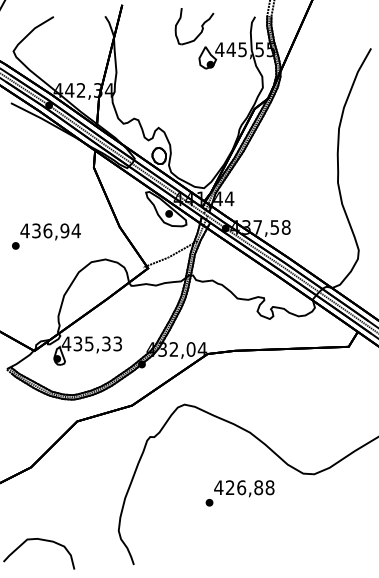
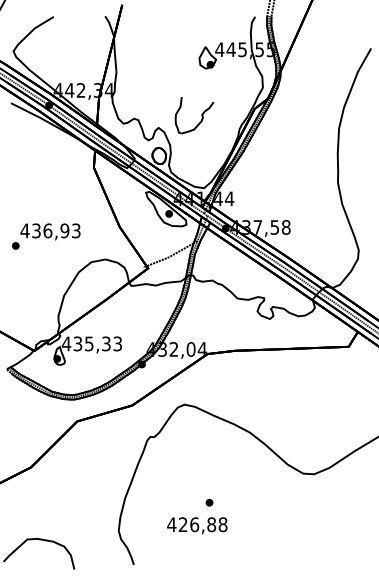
part position: (201, 26) -> (201, 115) (201, 115)
text: 436,94 -> 436,93 (75, 230)
text position: (244, 488) -> (197, 525) (197, 525)
